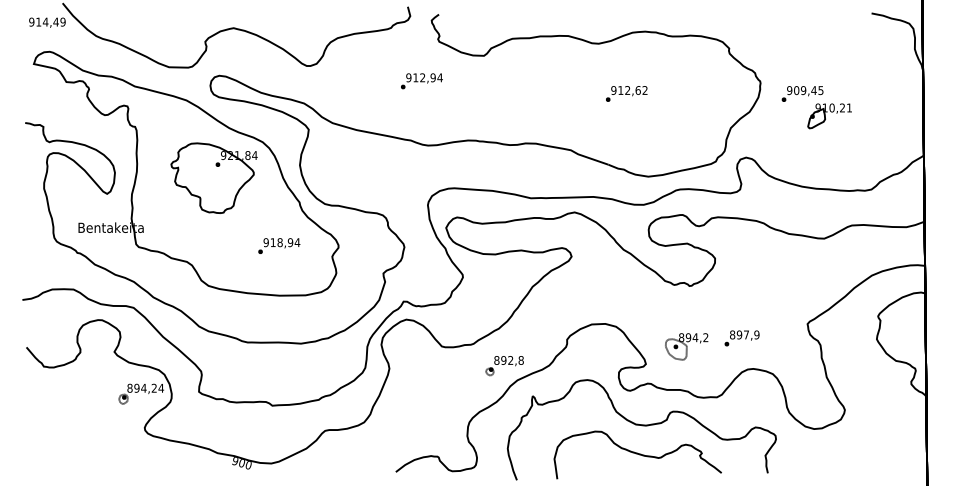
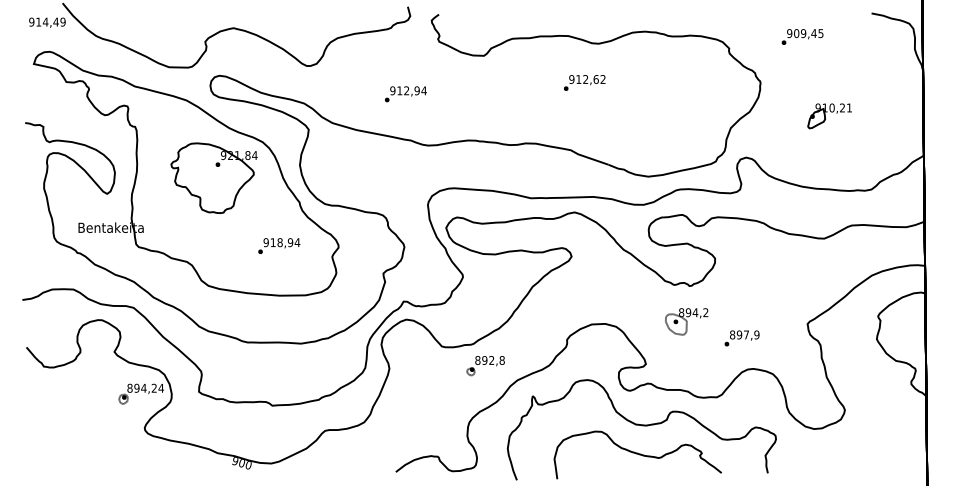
text position: (421, 81) -> (405, 94) (405, 94)
text position: (626, 93) -> (584, 82) (584, 82)
text position: (802, 93) -> (802, 36) (802, 36)
part position: (686, 346) -> (686, 321) (686, 321)
part position: (504, 366) -> (485, 366) (485, 366)
